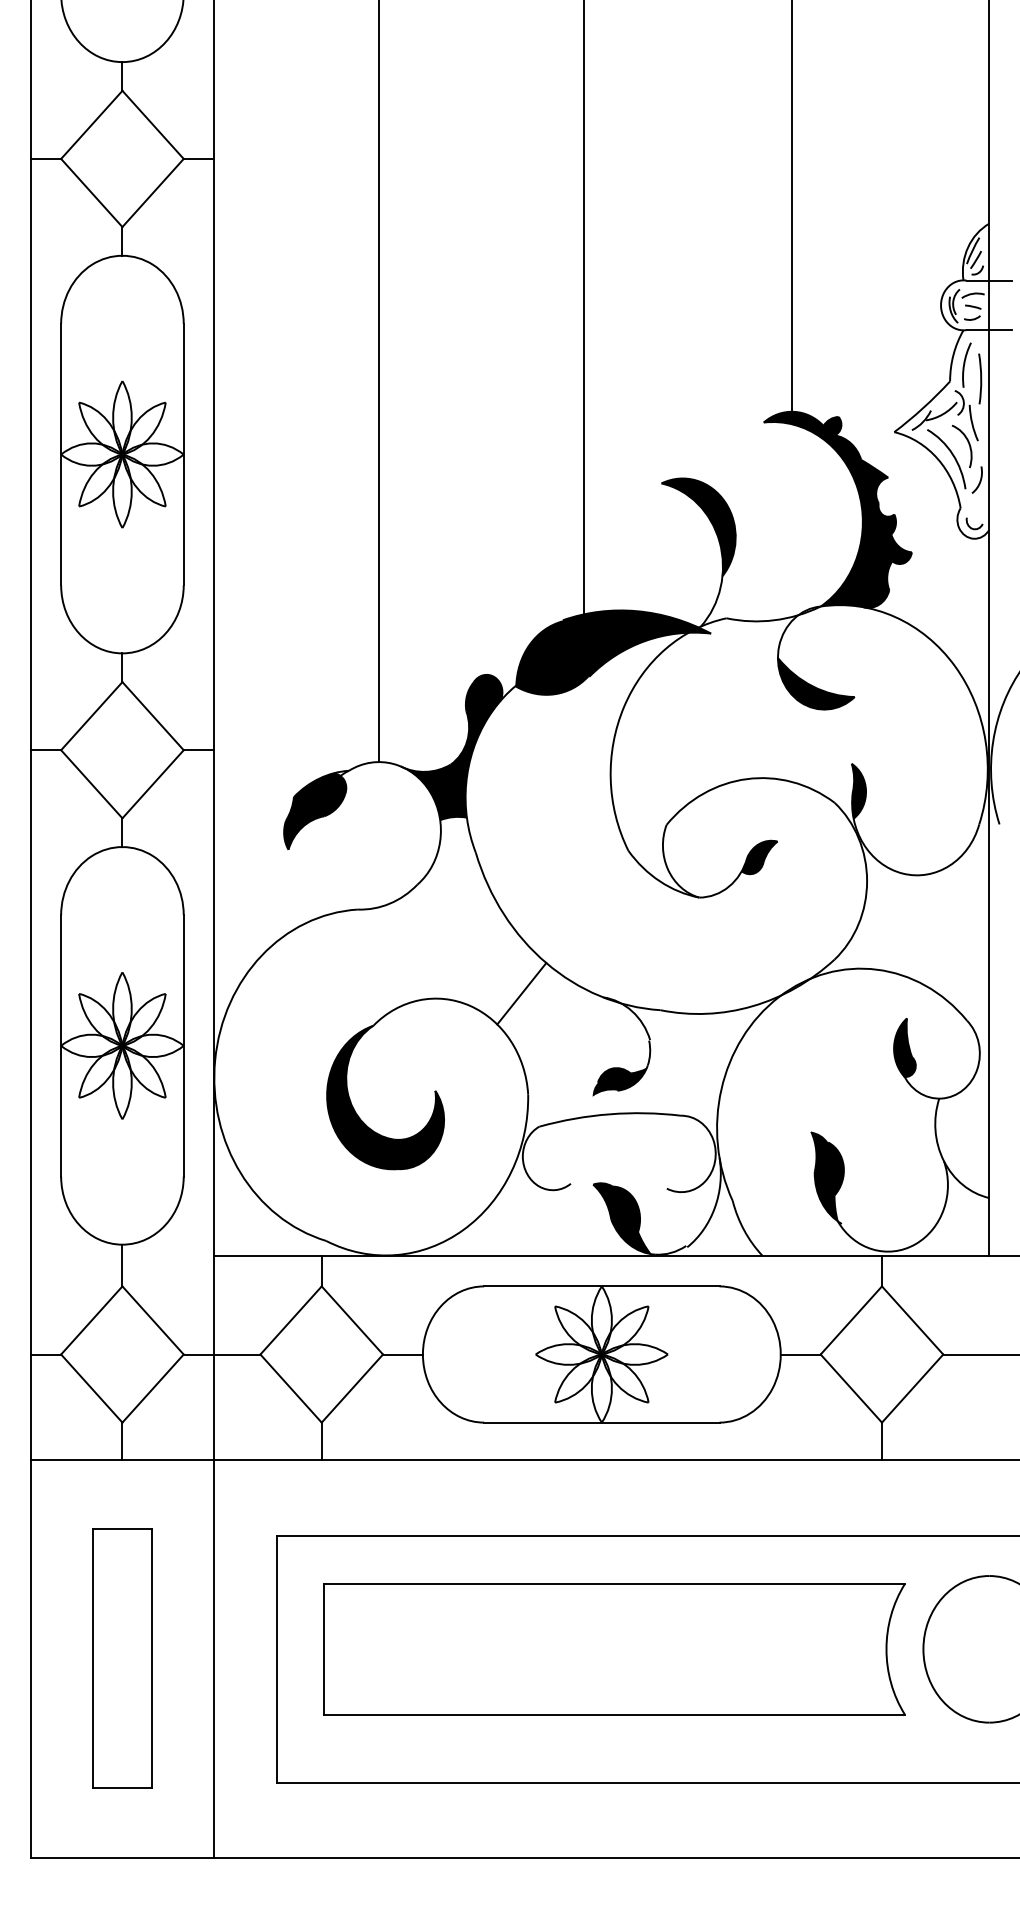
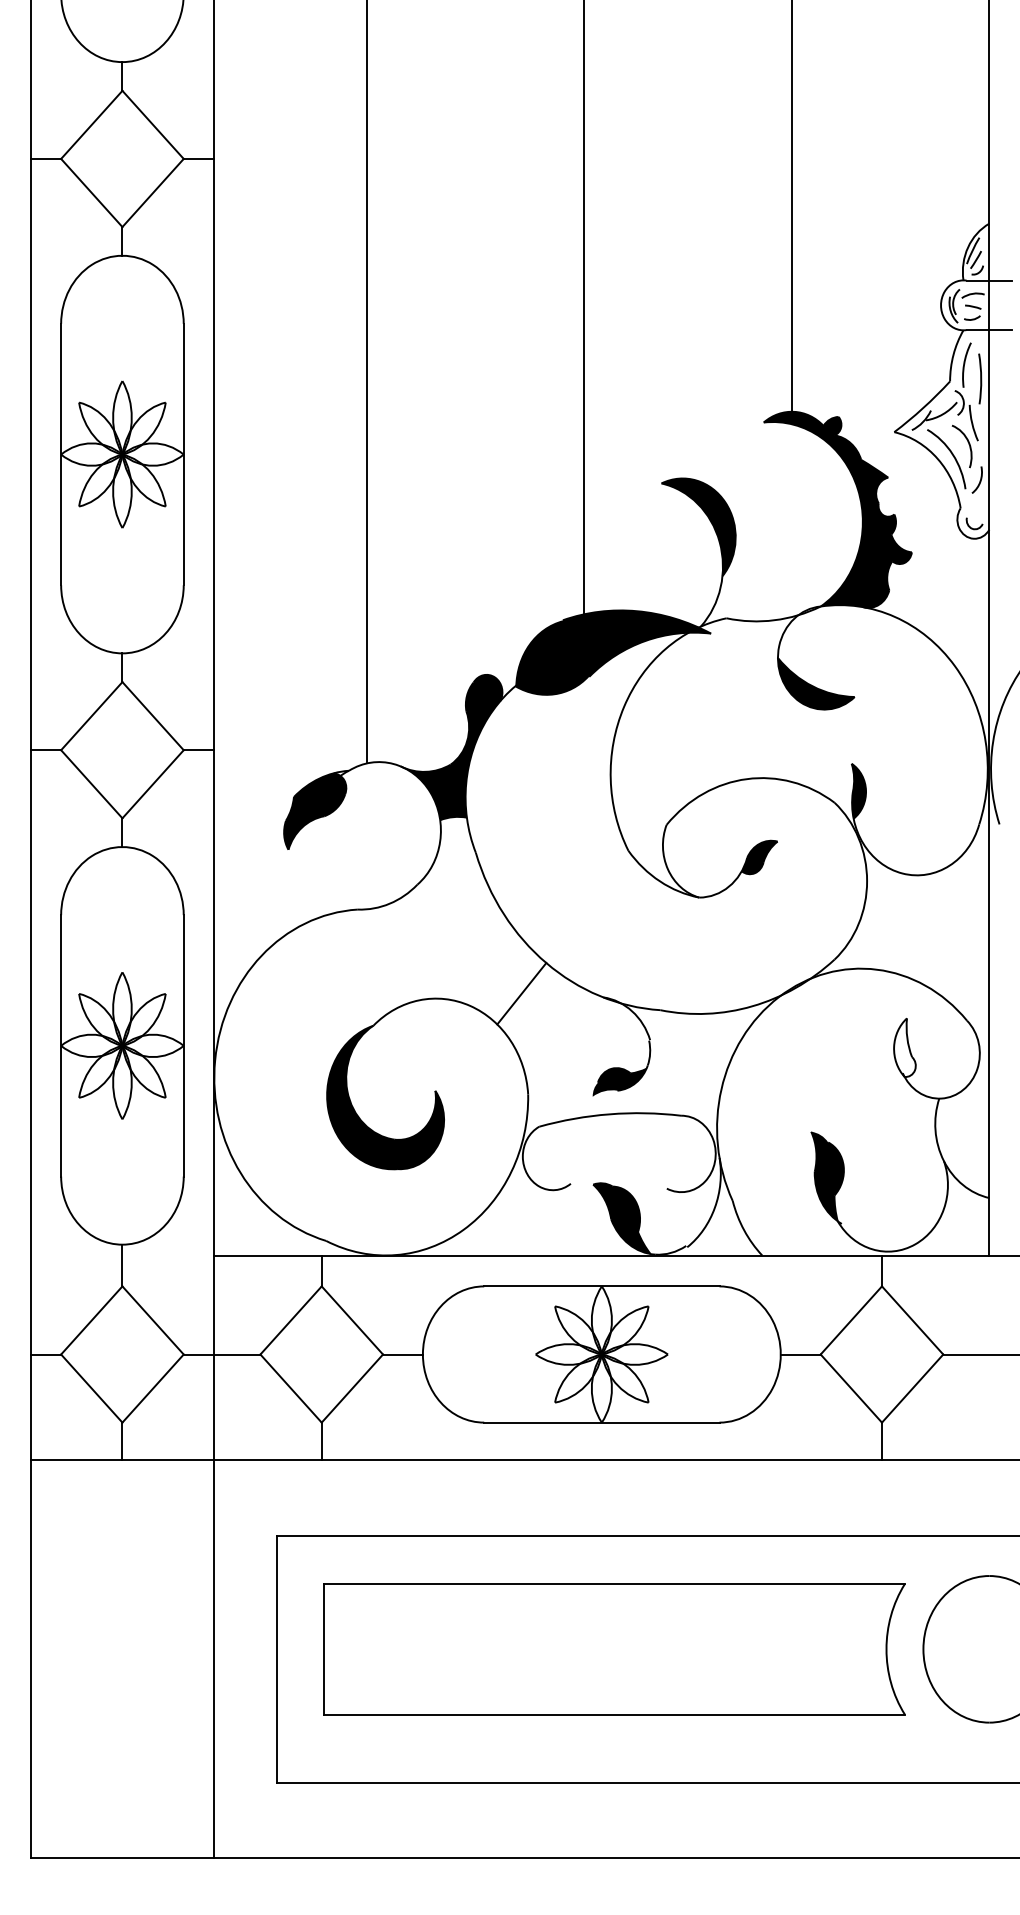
line position: (379, 382) -> (367, 382) (367, 382)
fill: present -> none (904, 1047)
part: present -> none (122, 1658)
